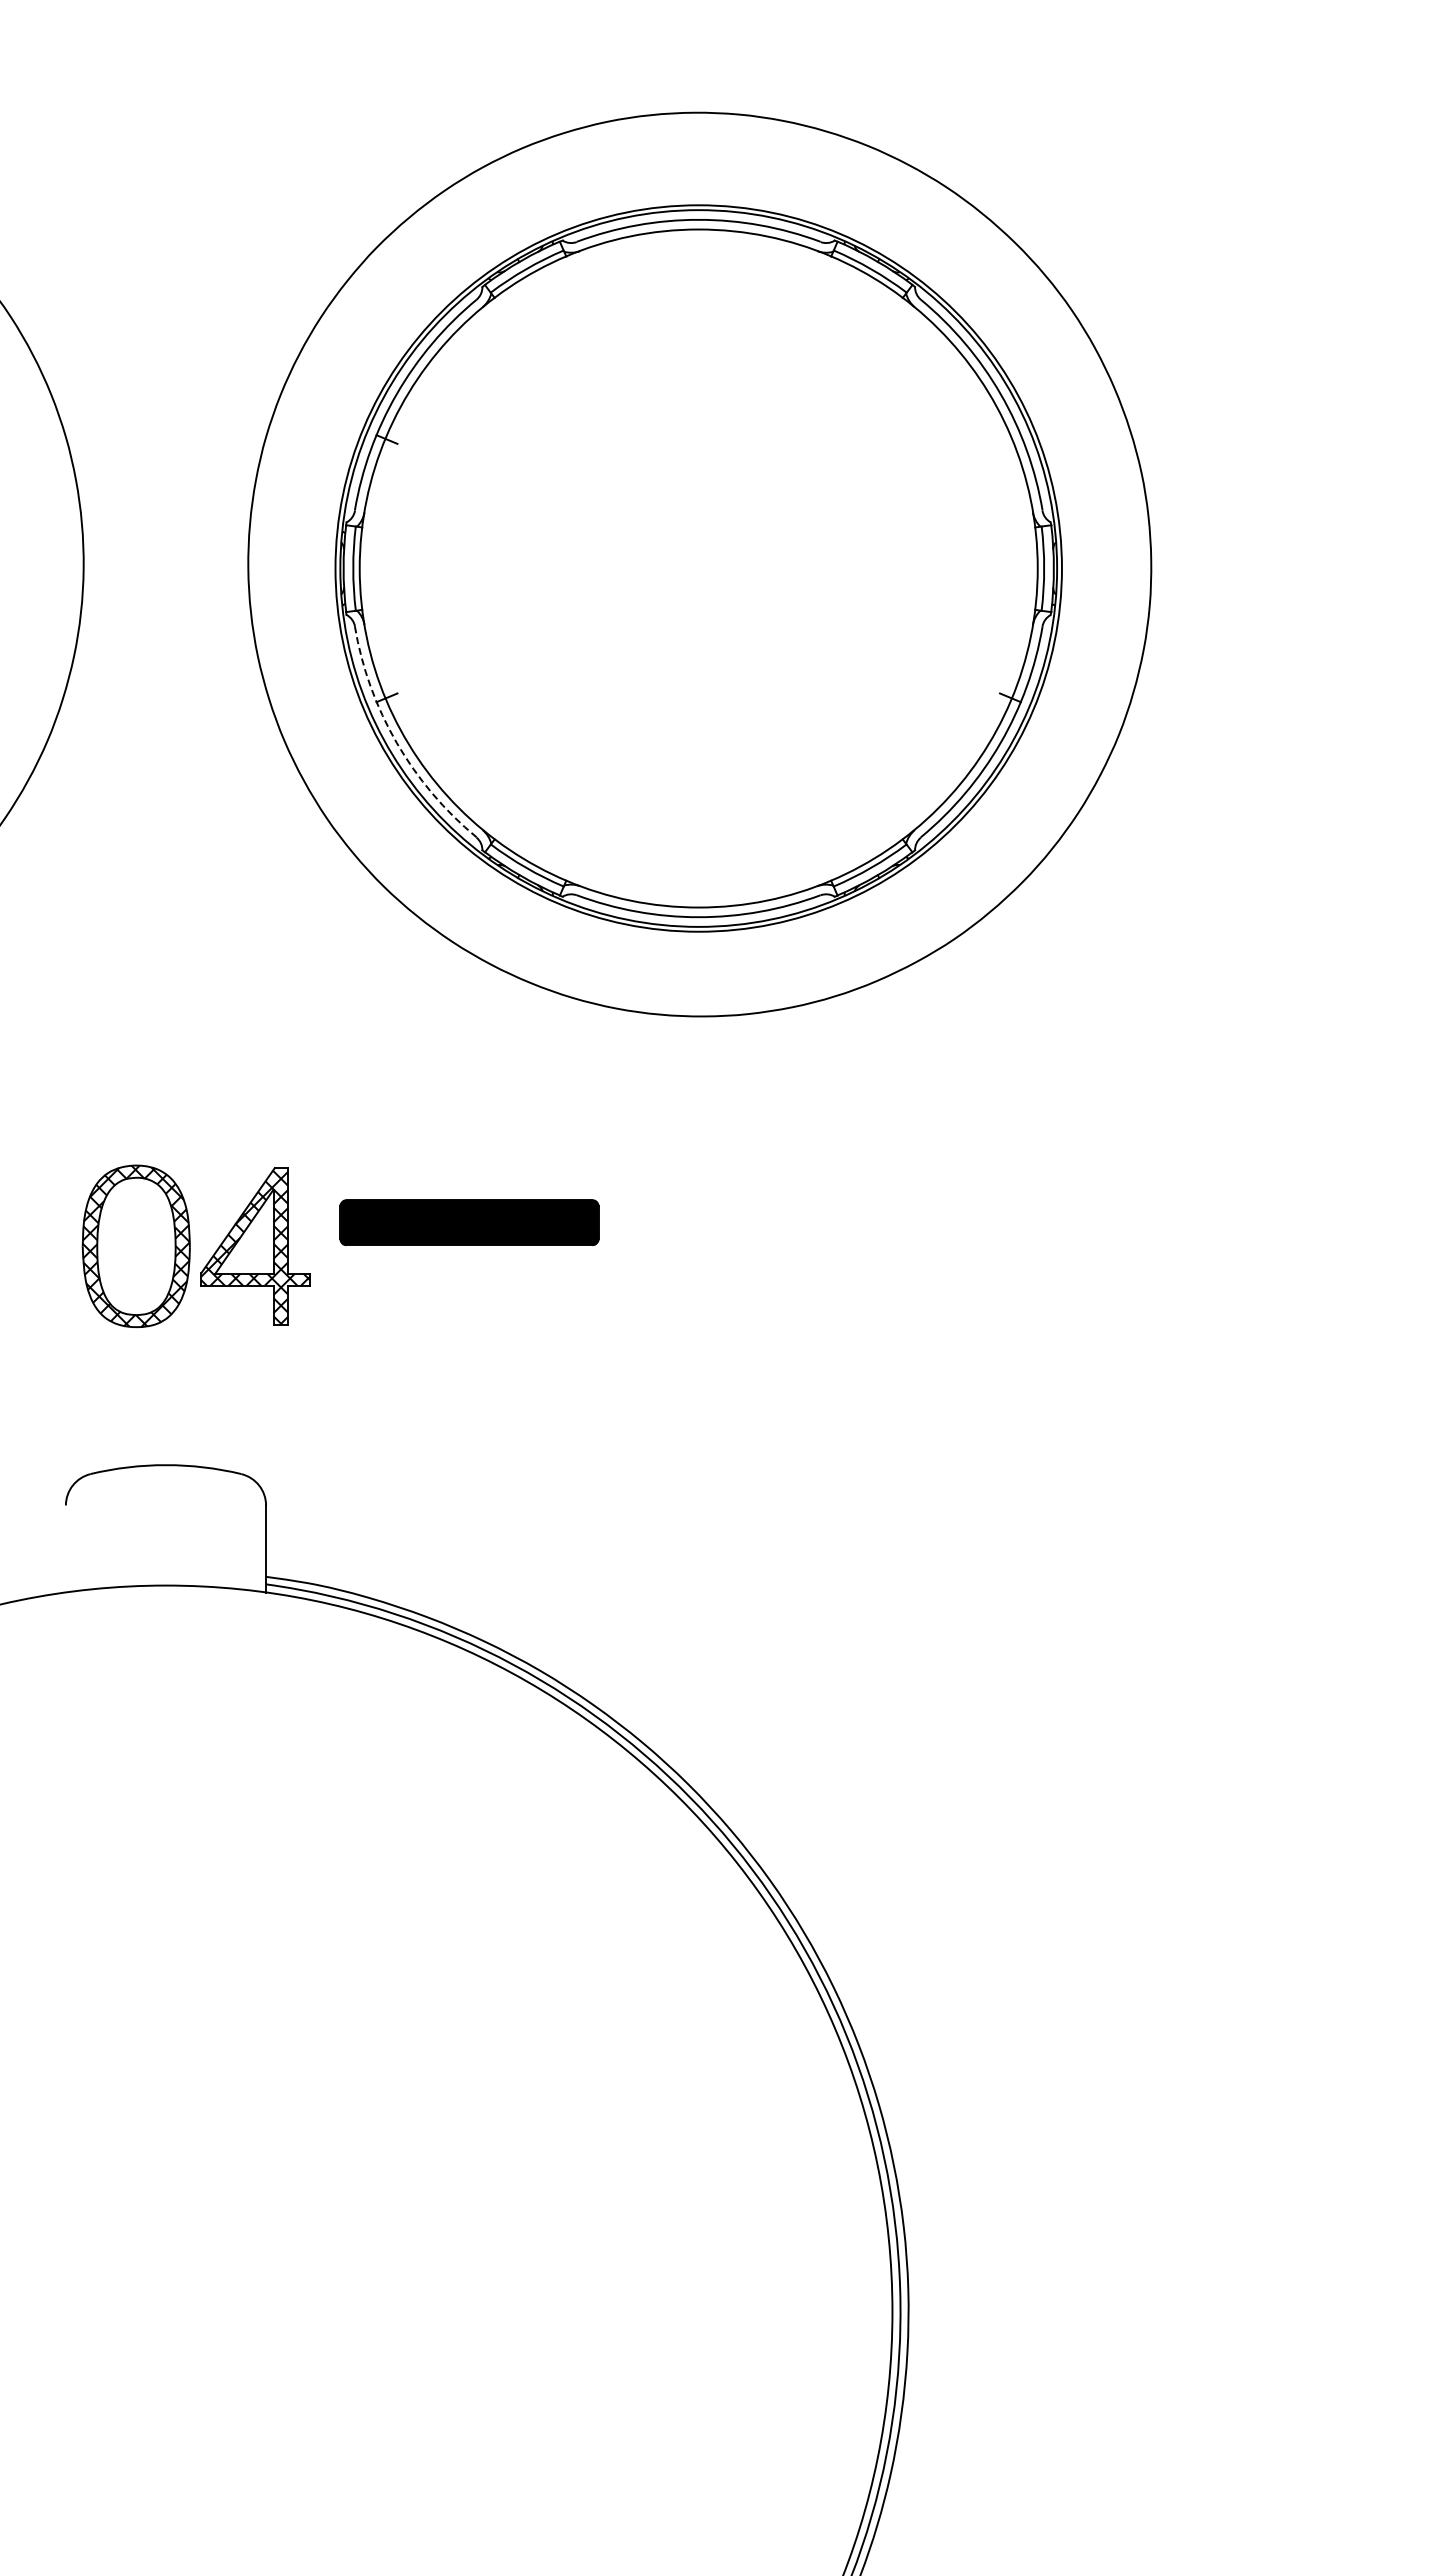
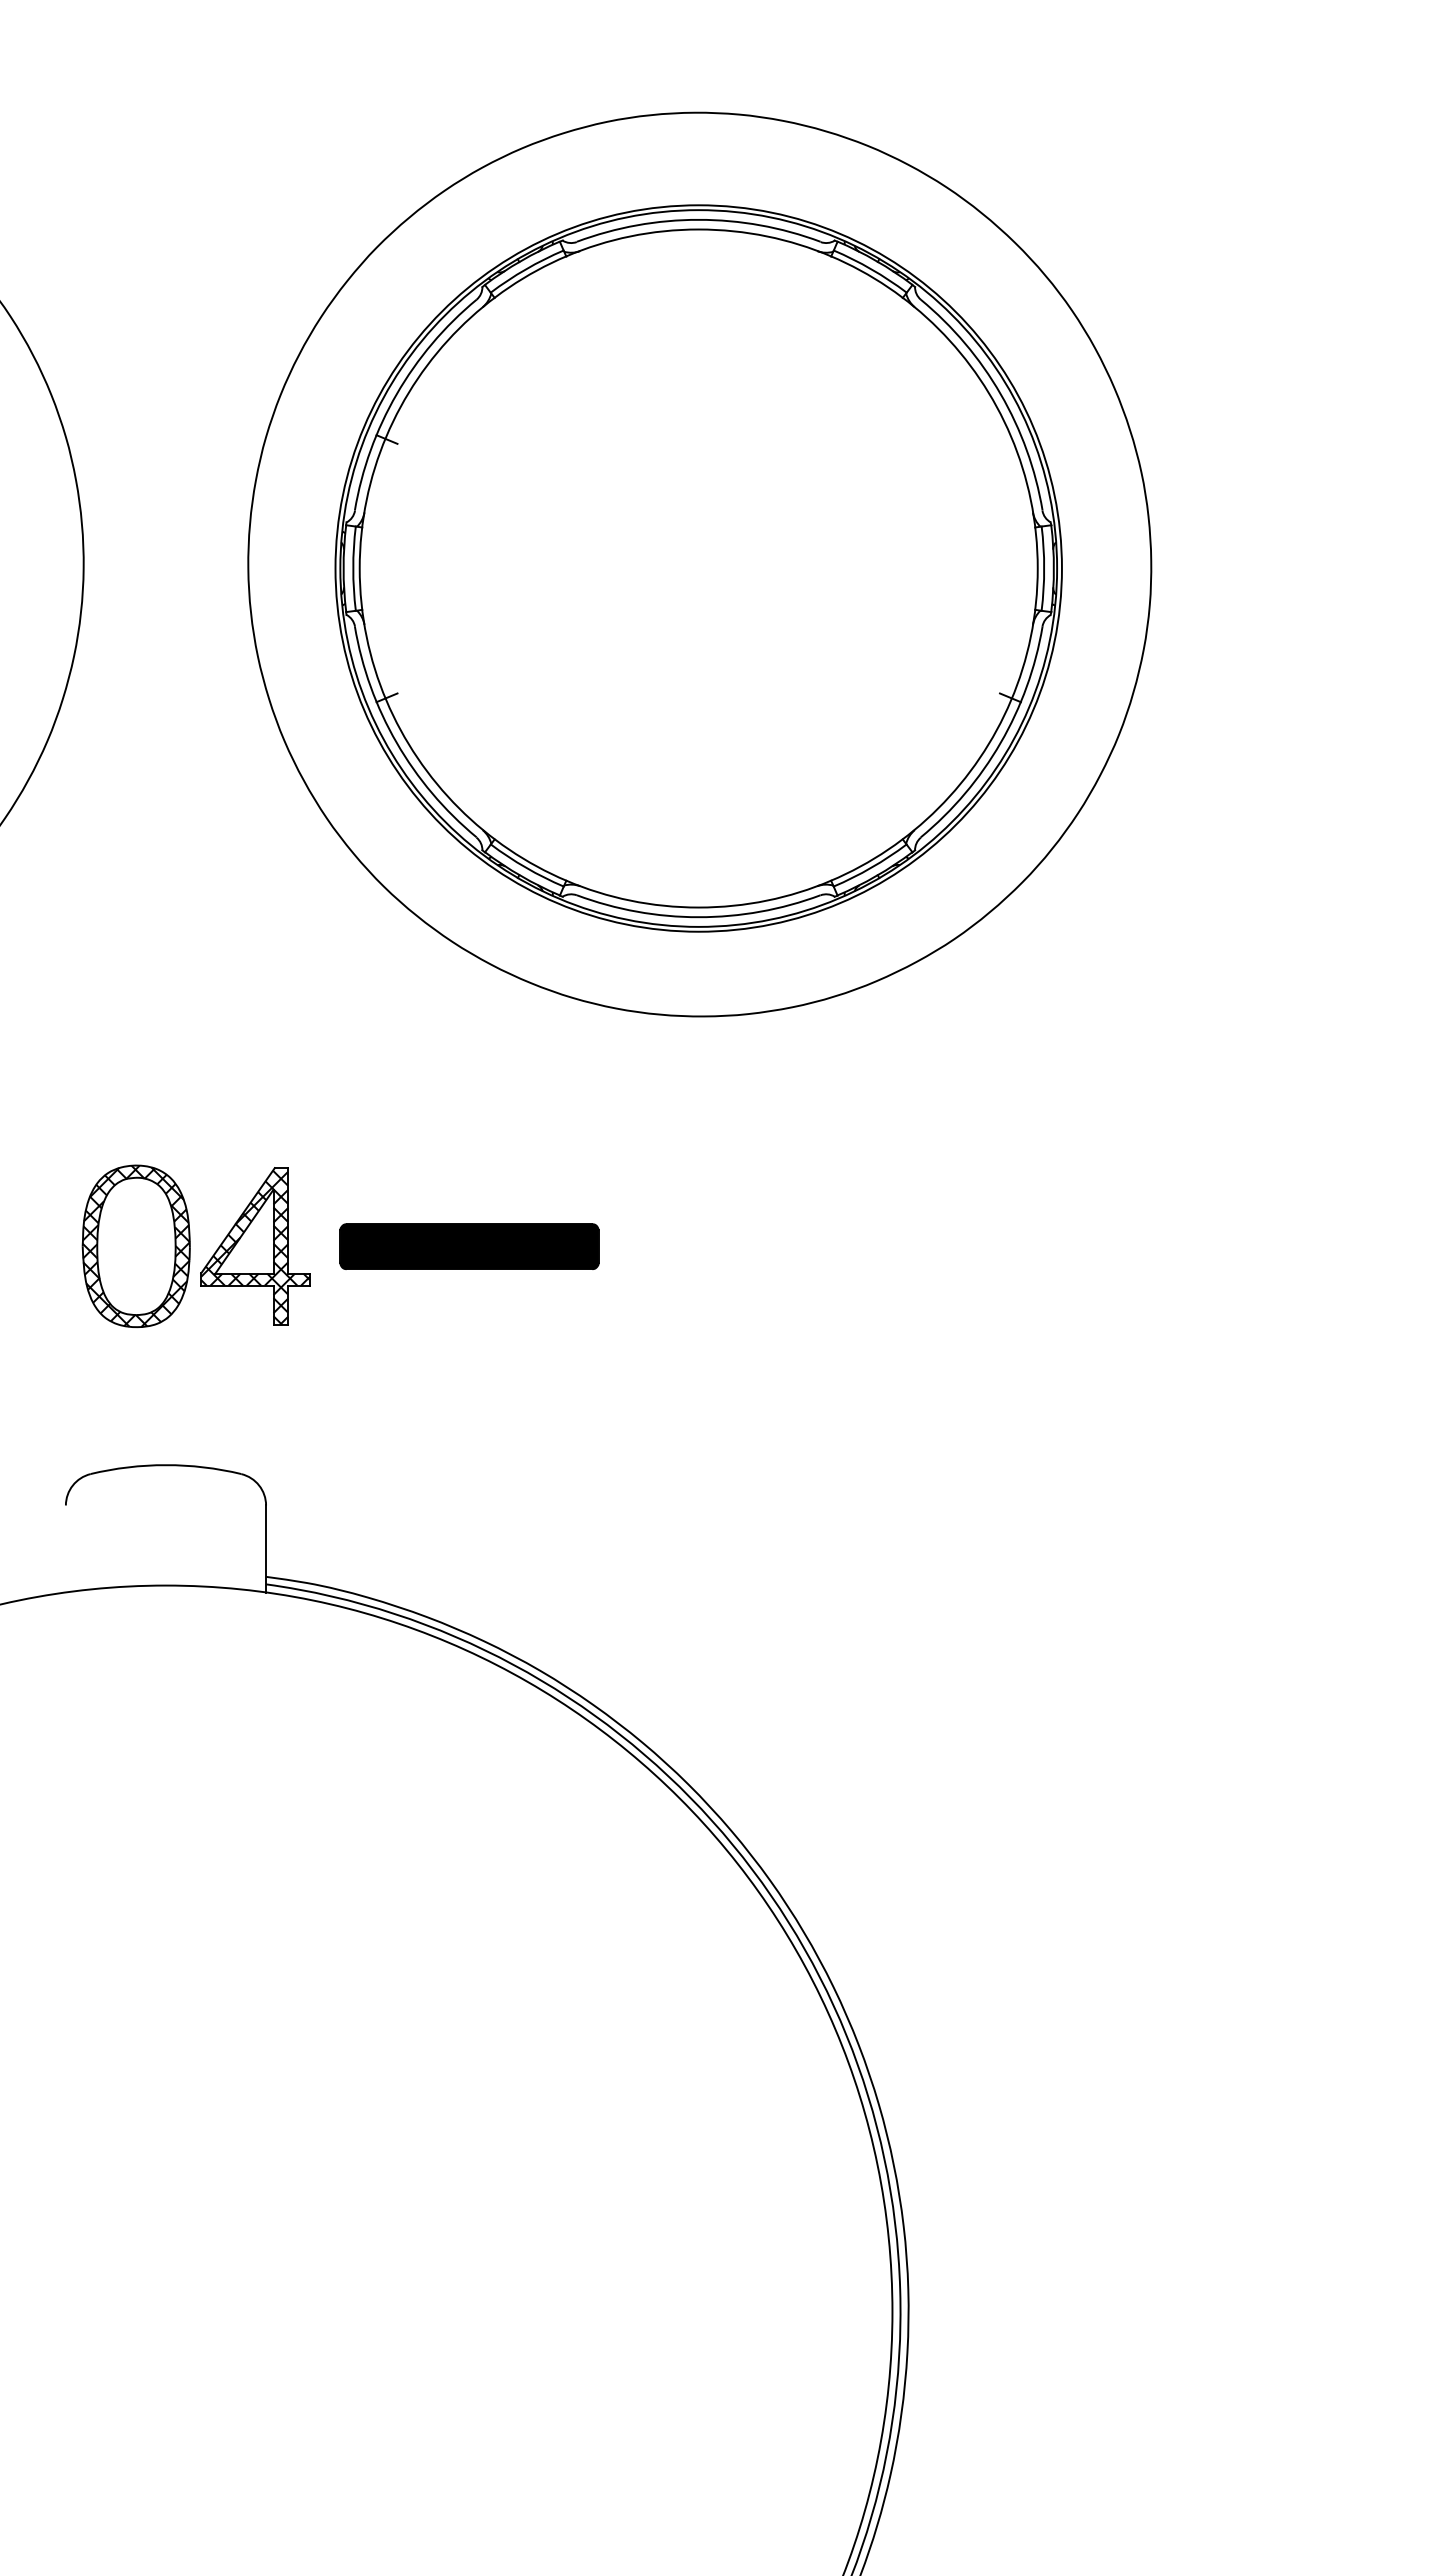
arc: dashed -> solid (396, 742)
part position: (469, 1222) -> (469, 1246) (469, 1246)
